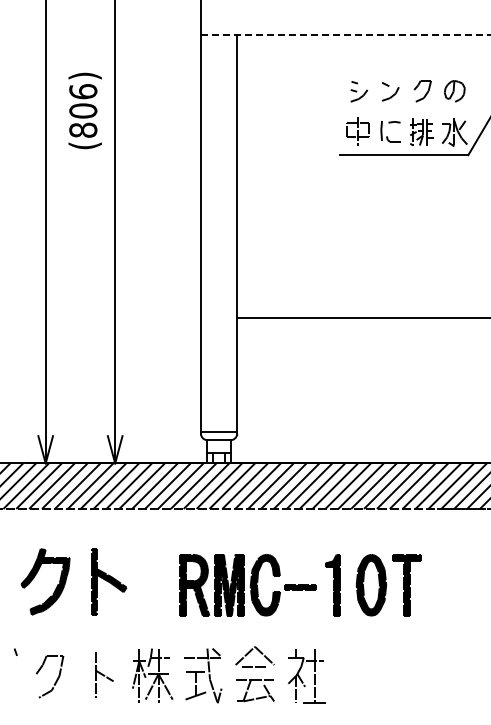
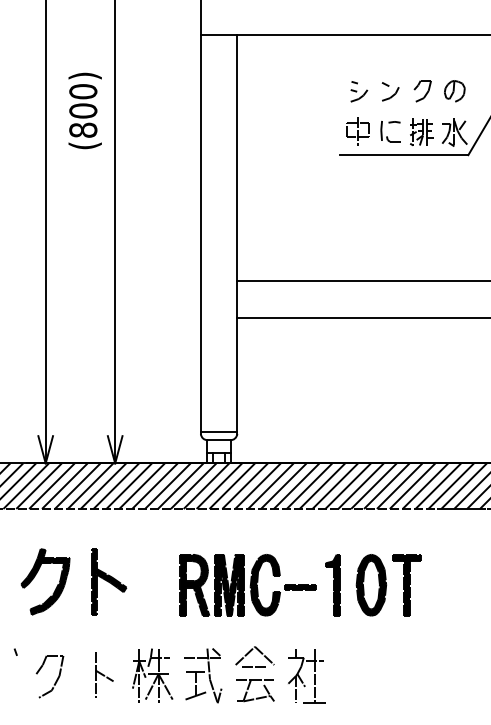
line: dashed -> solid (345, 35)
text: 806 -> 800 (83, 91)
line: none -> present (362, 281)
